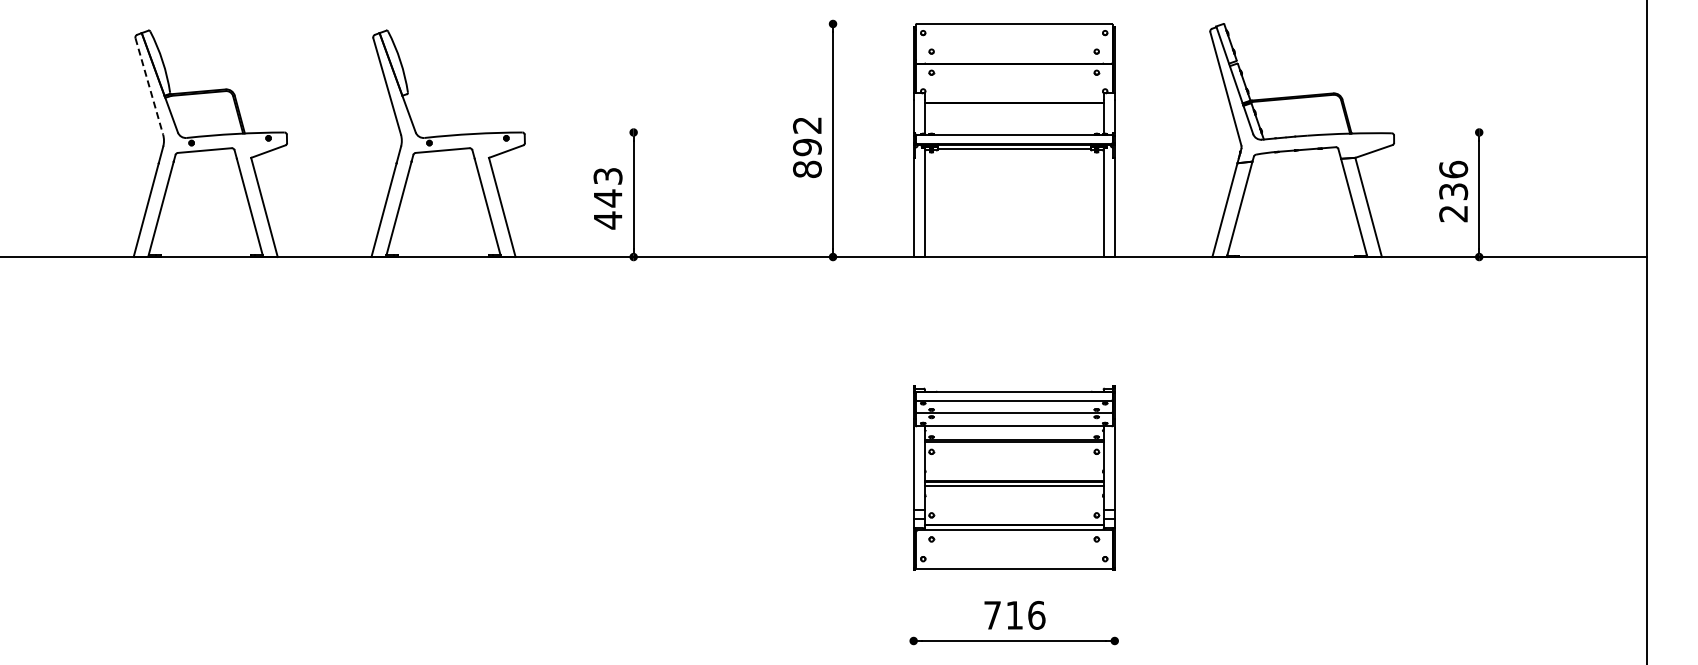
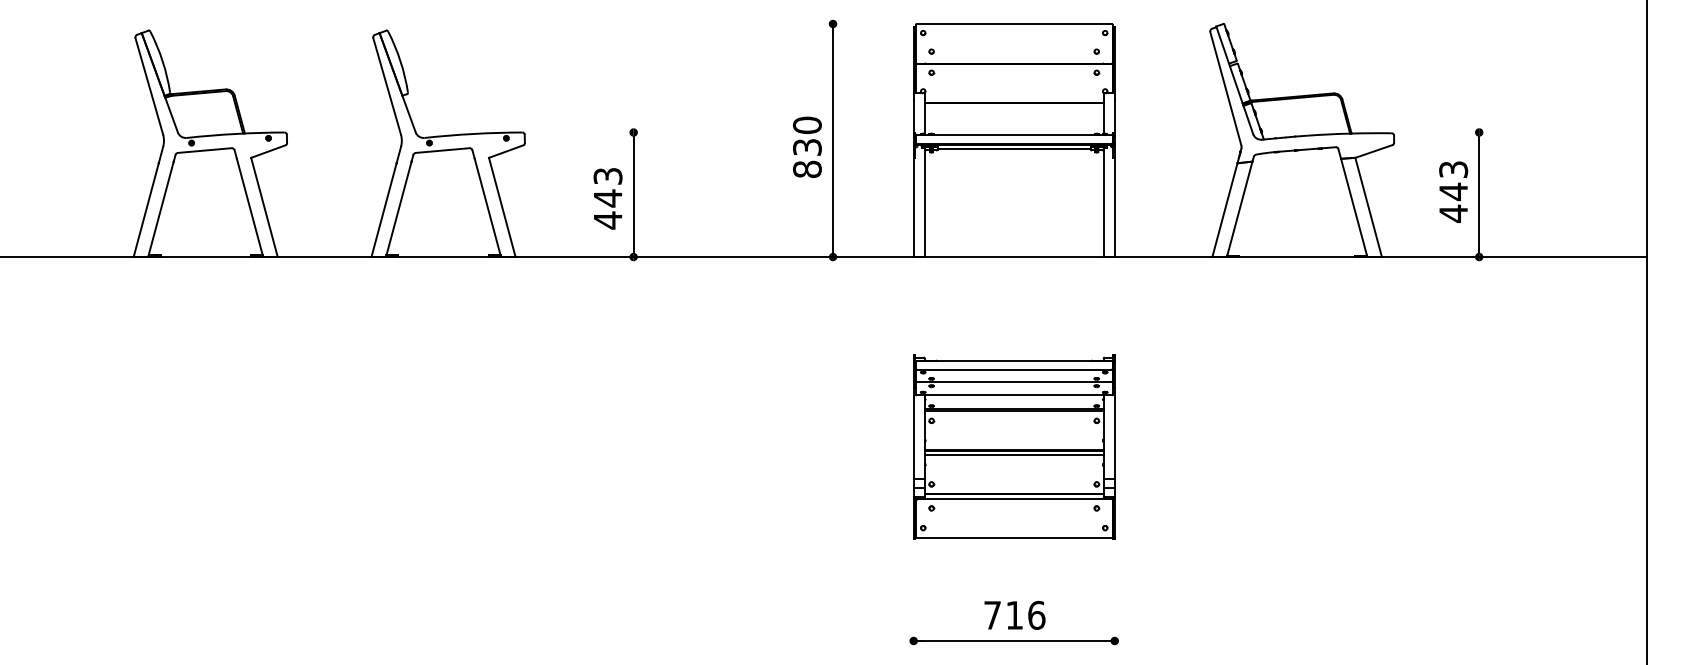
line: dashed -> solid (149, 86)
text: 892 -> 830 (807, 136)
text: 236 -> 443 (1453, 191)
part position: (1014, 477) -> (1014, 446) (1014, 446)
